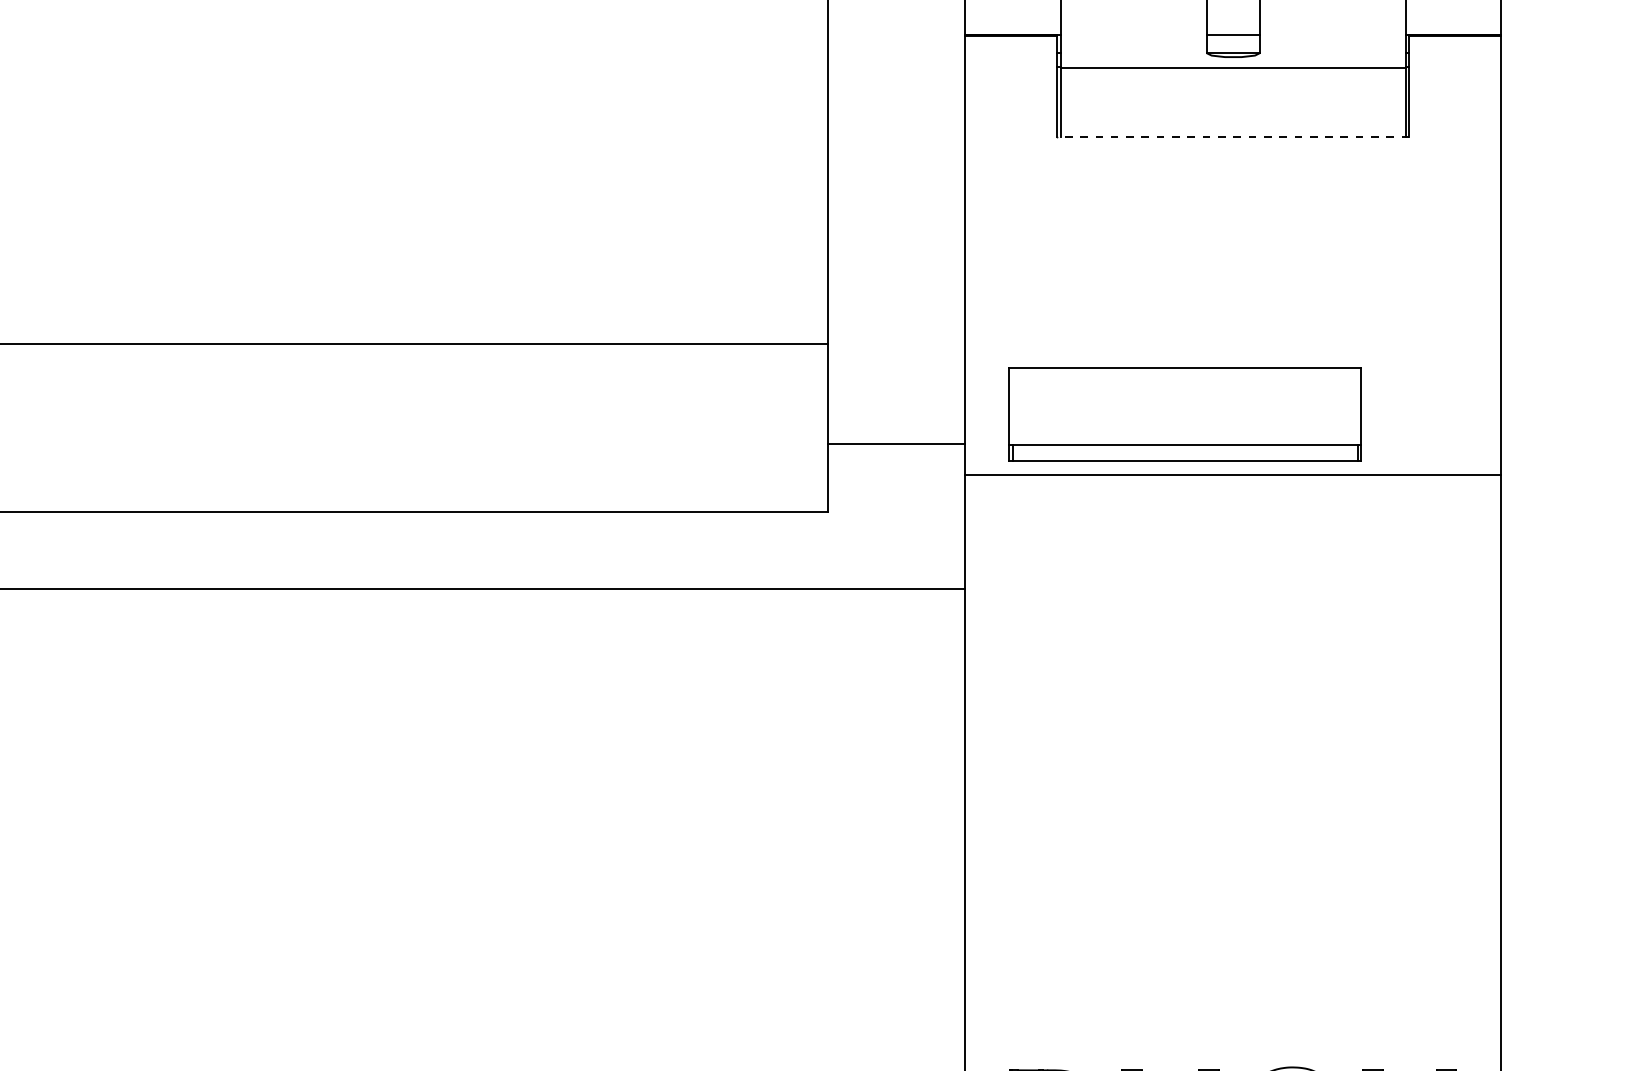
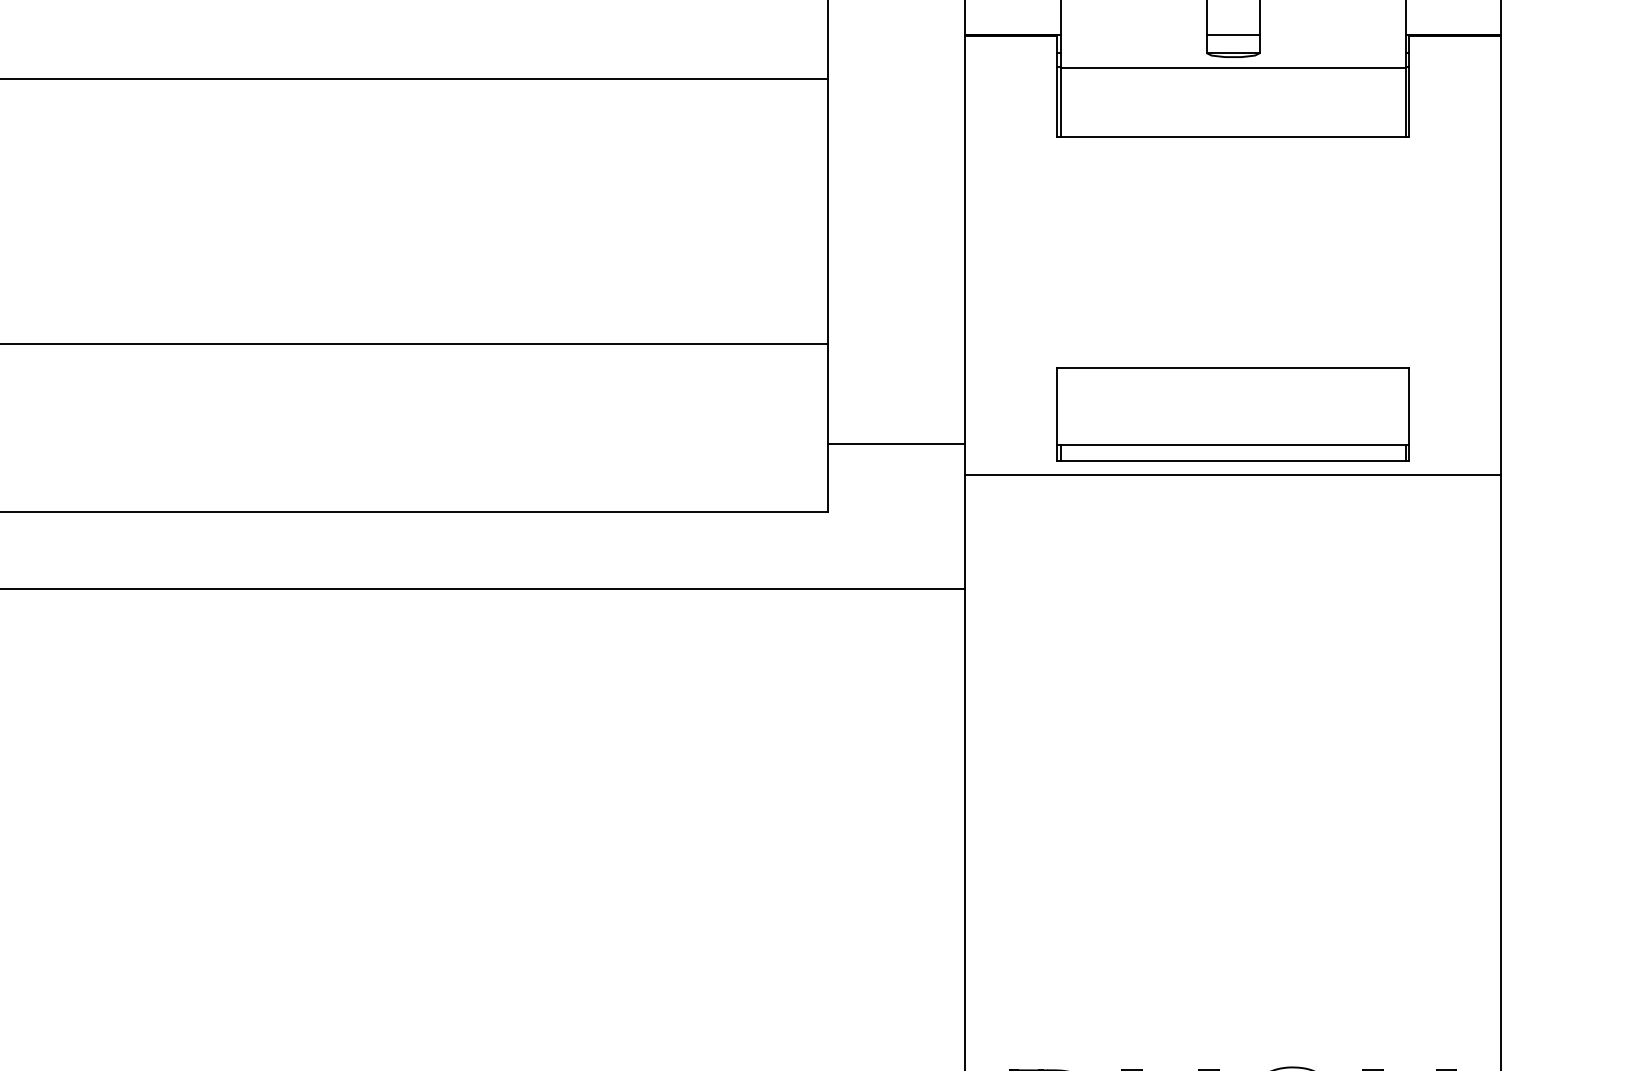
line: none -> present (414, 79)
line: dashed -> solid (1232, 137)
part position: (1184, 414) -> (1232, 414) (1232, 414)
